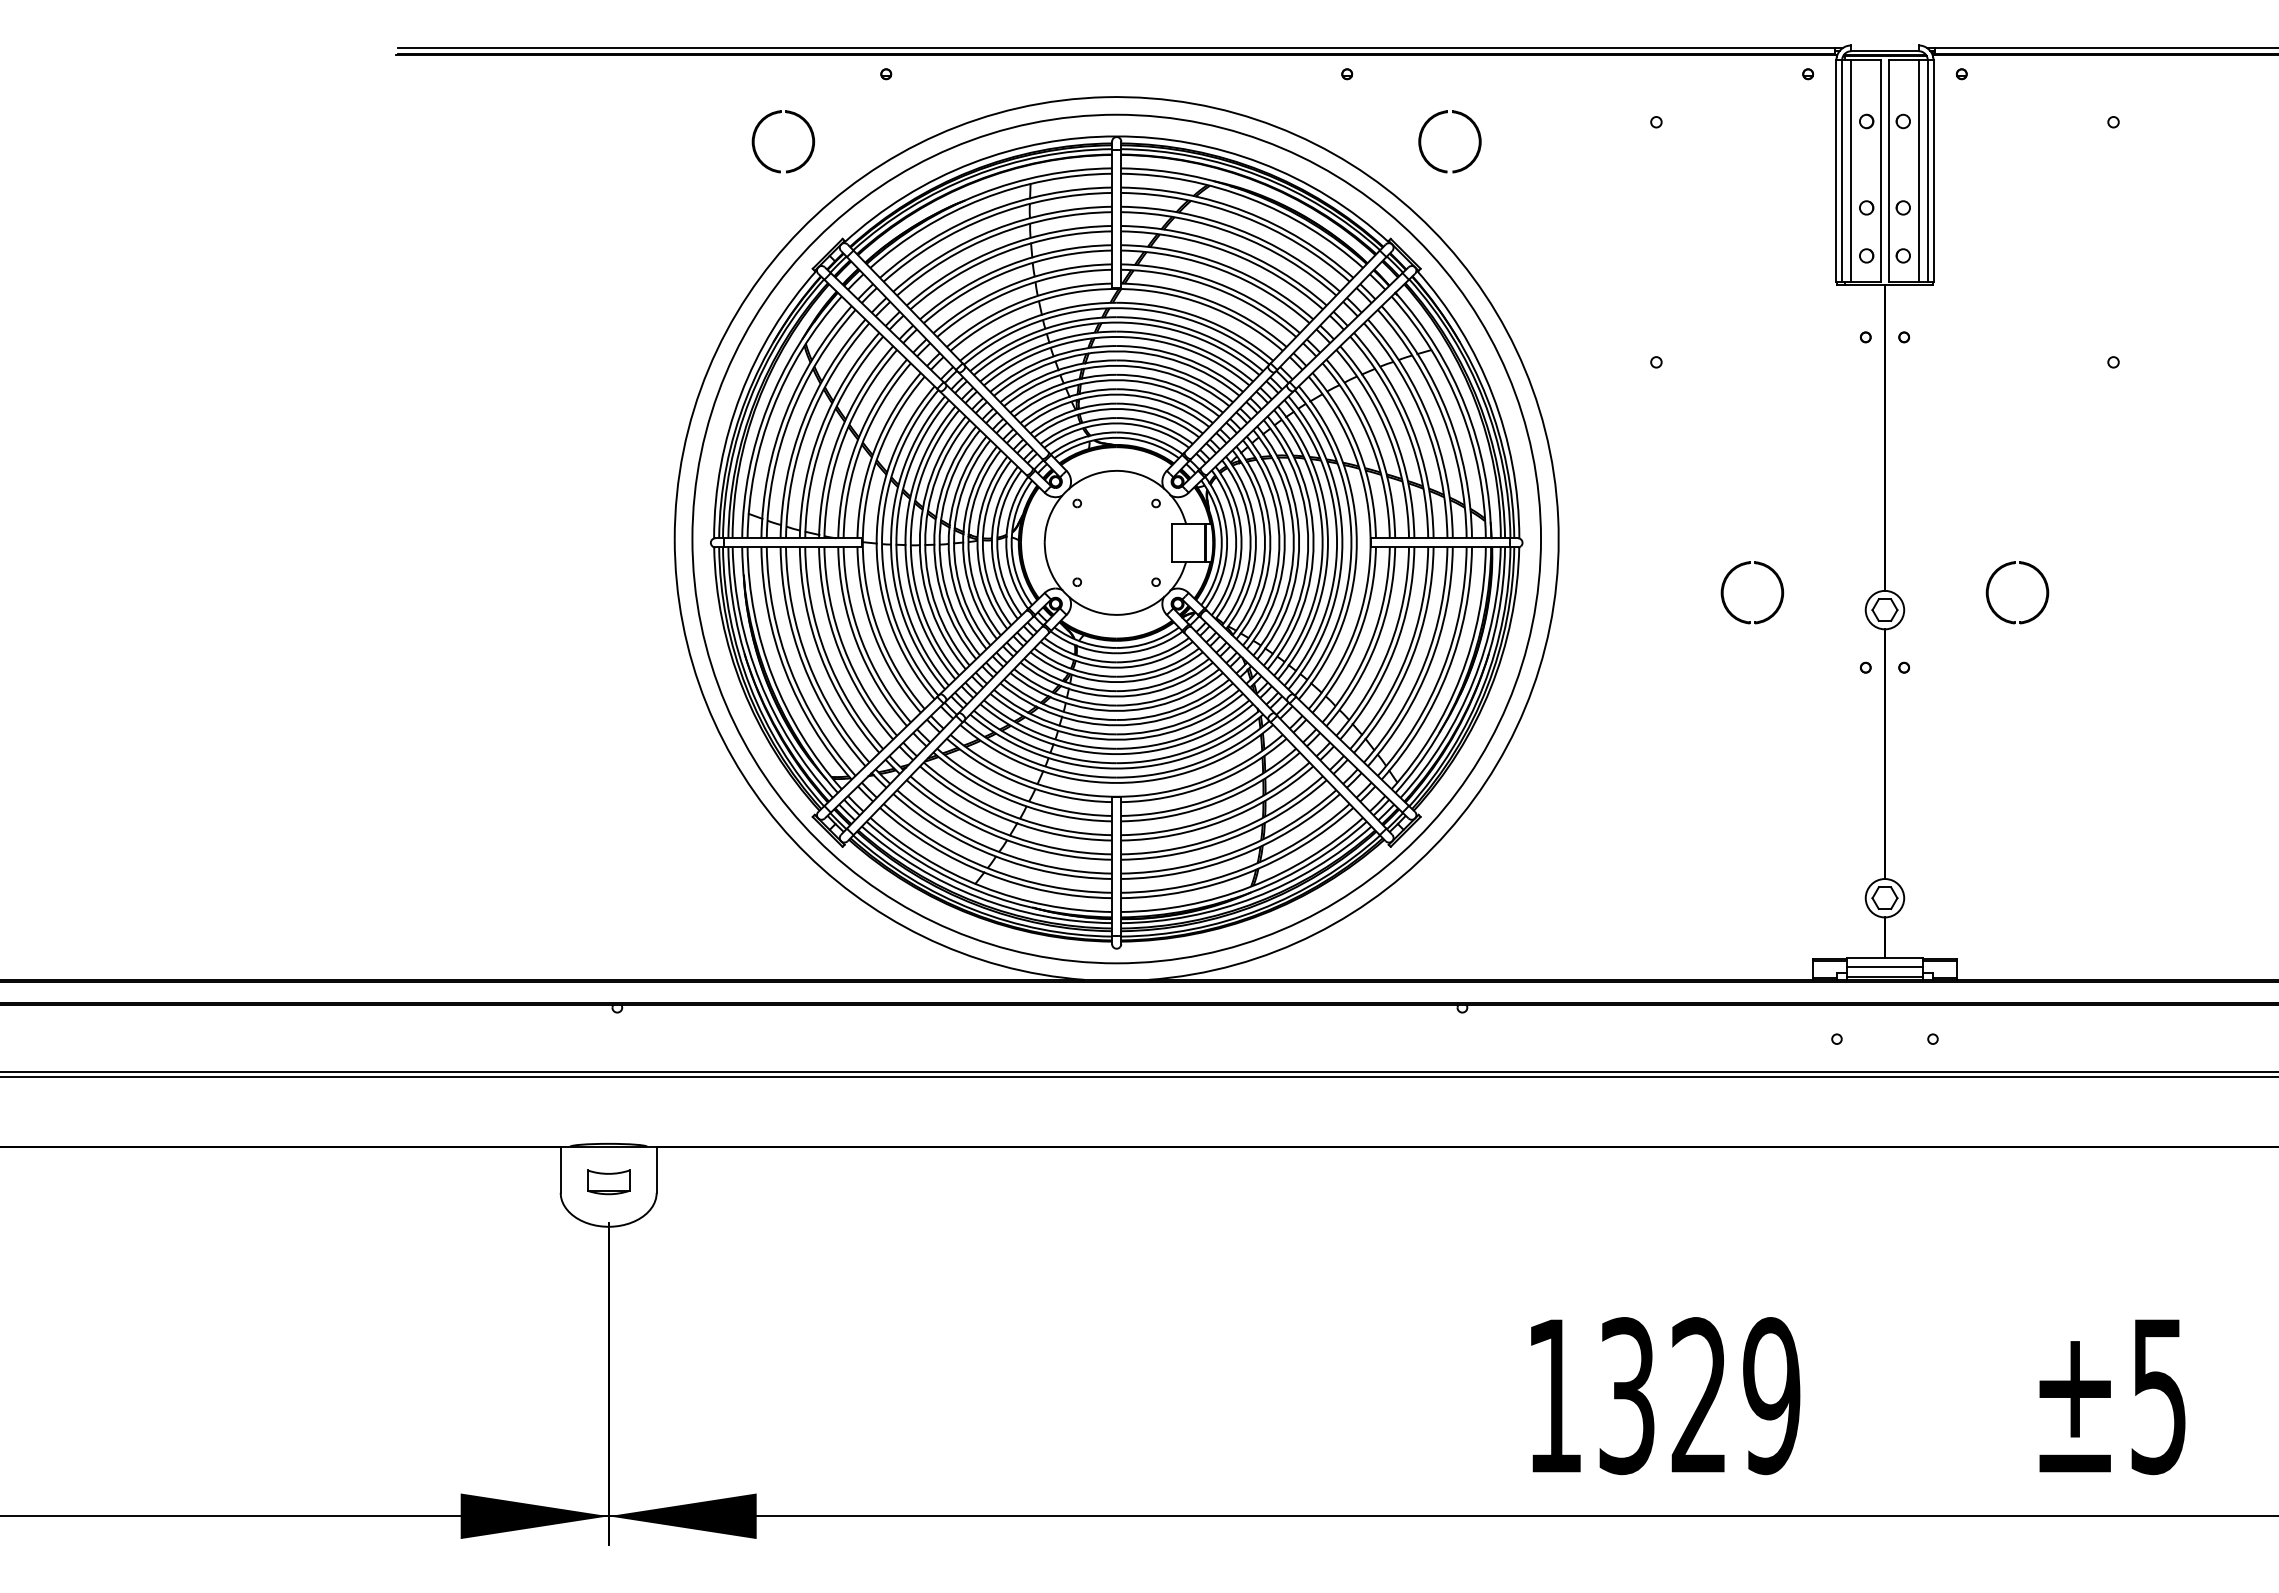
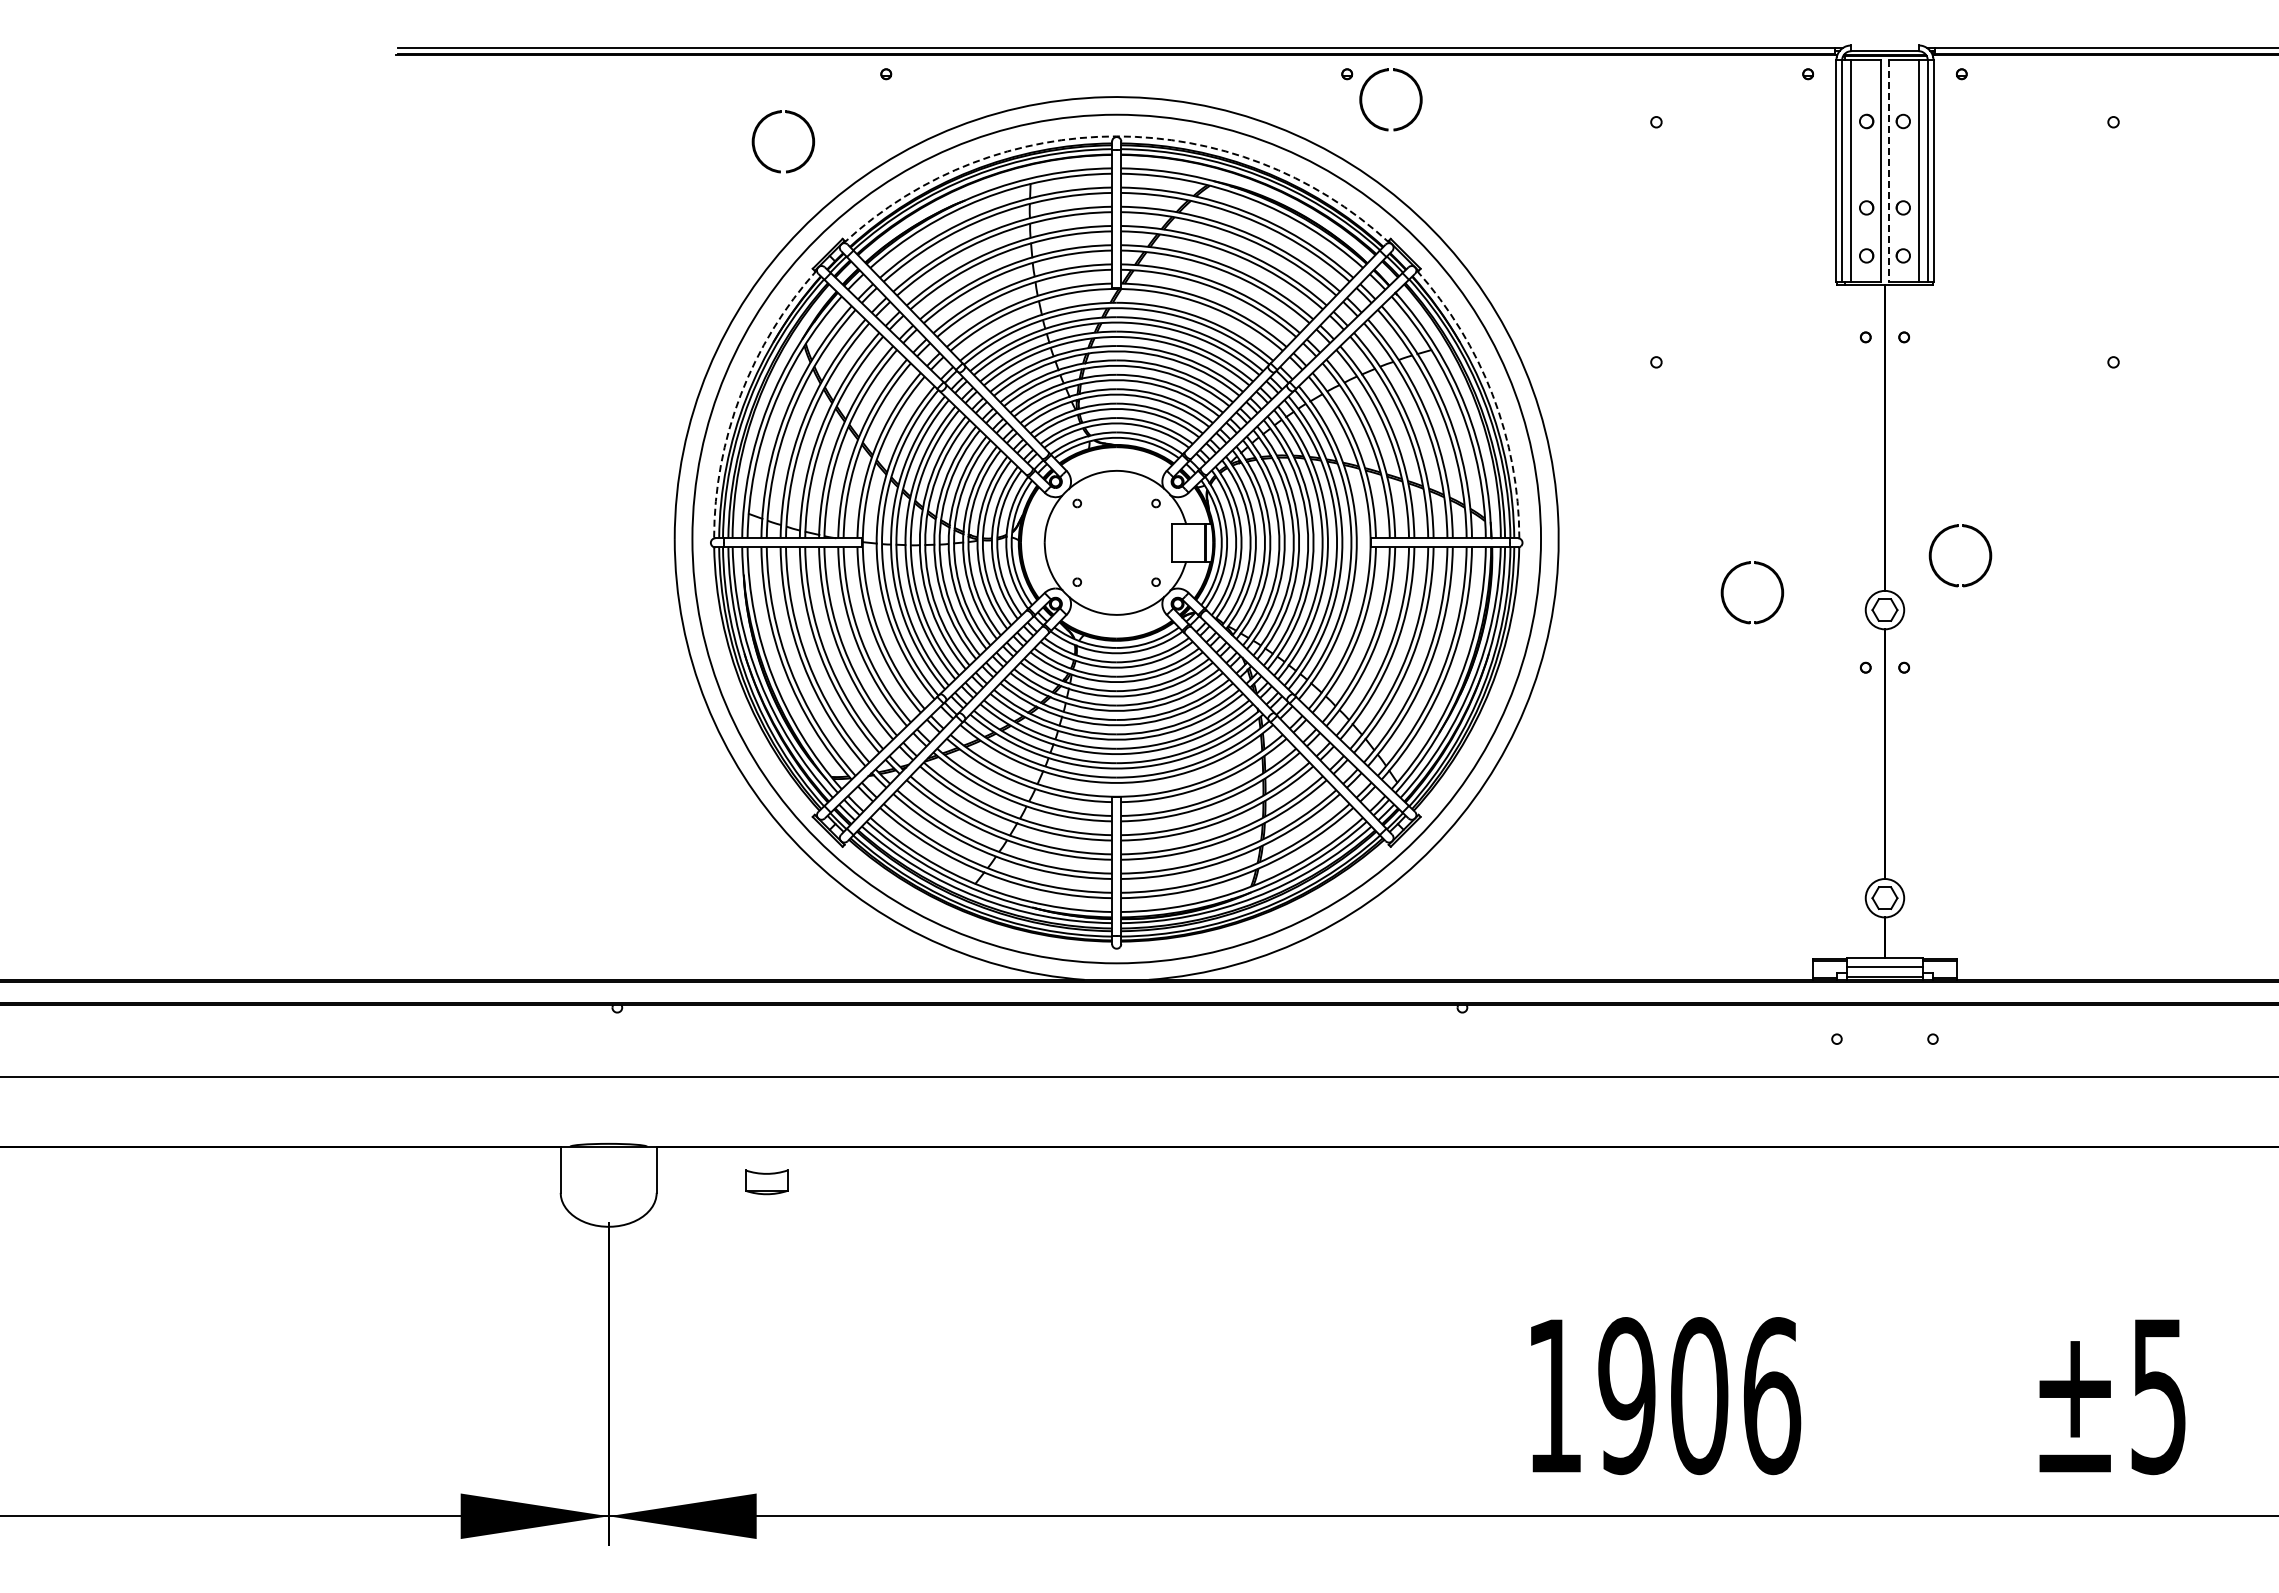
part position: (1425, 127) -> (1366, 85) (1366, 85)
arc: solid -> dashed (1116, 136)
line: solid -> dashed (1889, 171)
arc: solid -> dashed (740, 394)
arc: solid -> dashed (1492, 394)
part position: (2014, 564) -> (1957, 527) (1957, 527)
line: present -> none (1138, 1072)
part position: (608, 1182) -> (766, 1182) (766, 1182)
text: 1329 -> 1906 (1699, 1396)
